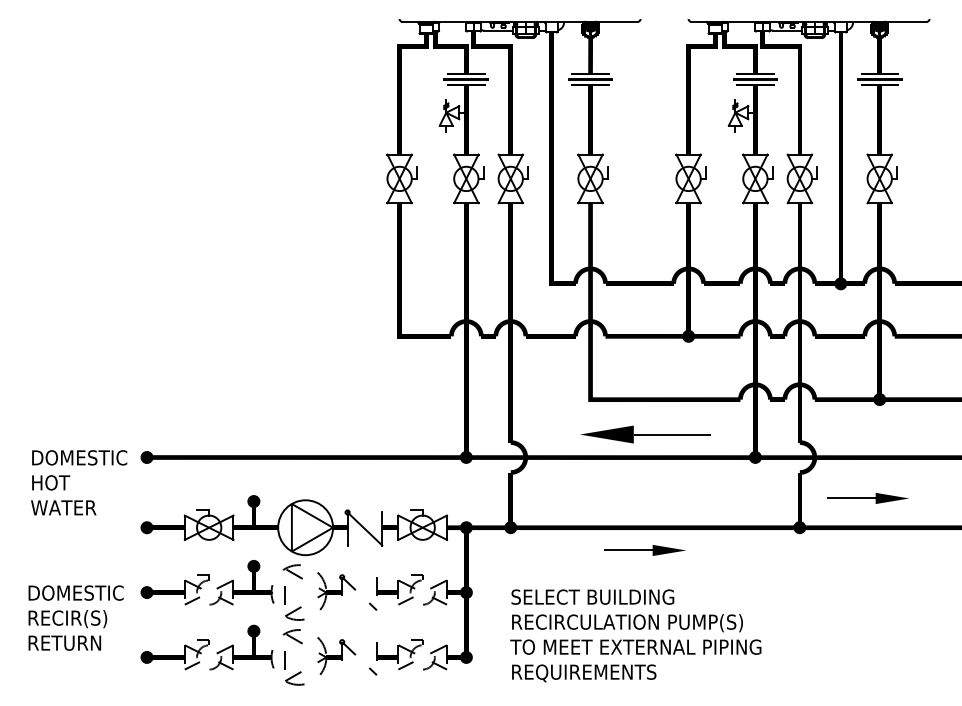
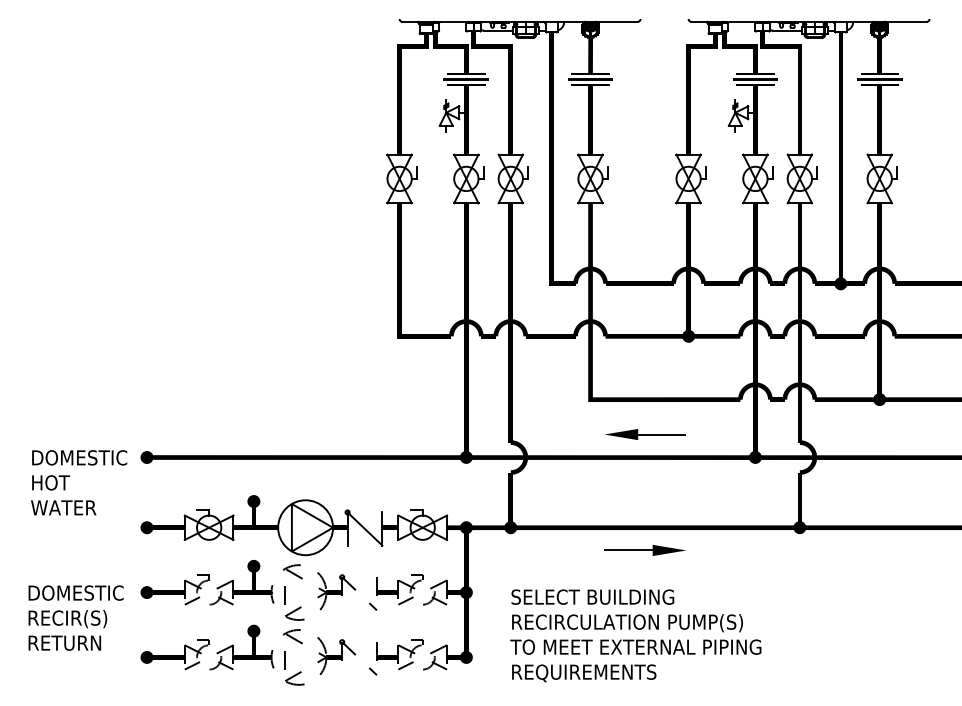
part size: 131x19 px -> 81x11 px (645, 434)
part: present -> none (867, 498)
